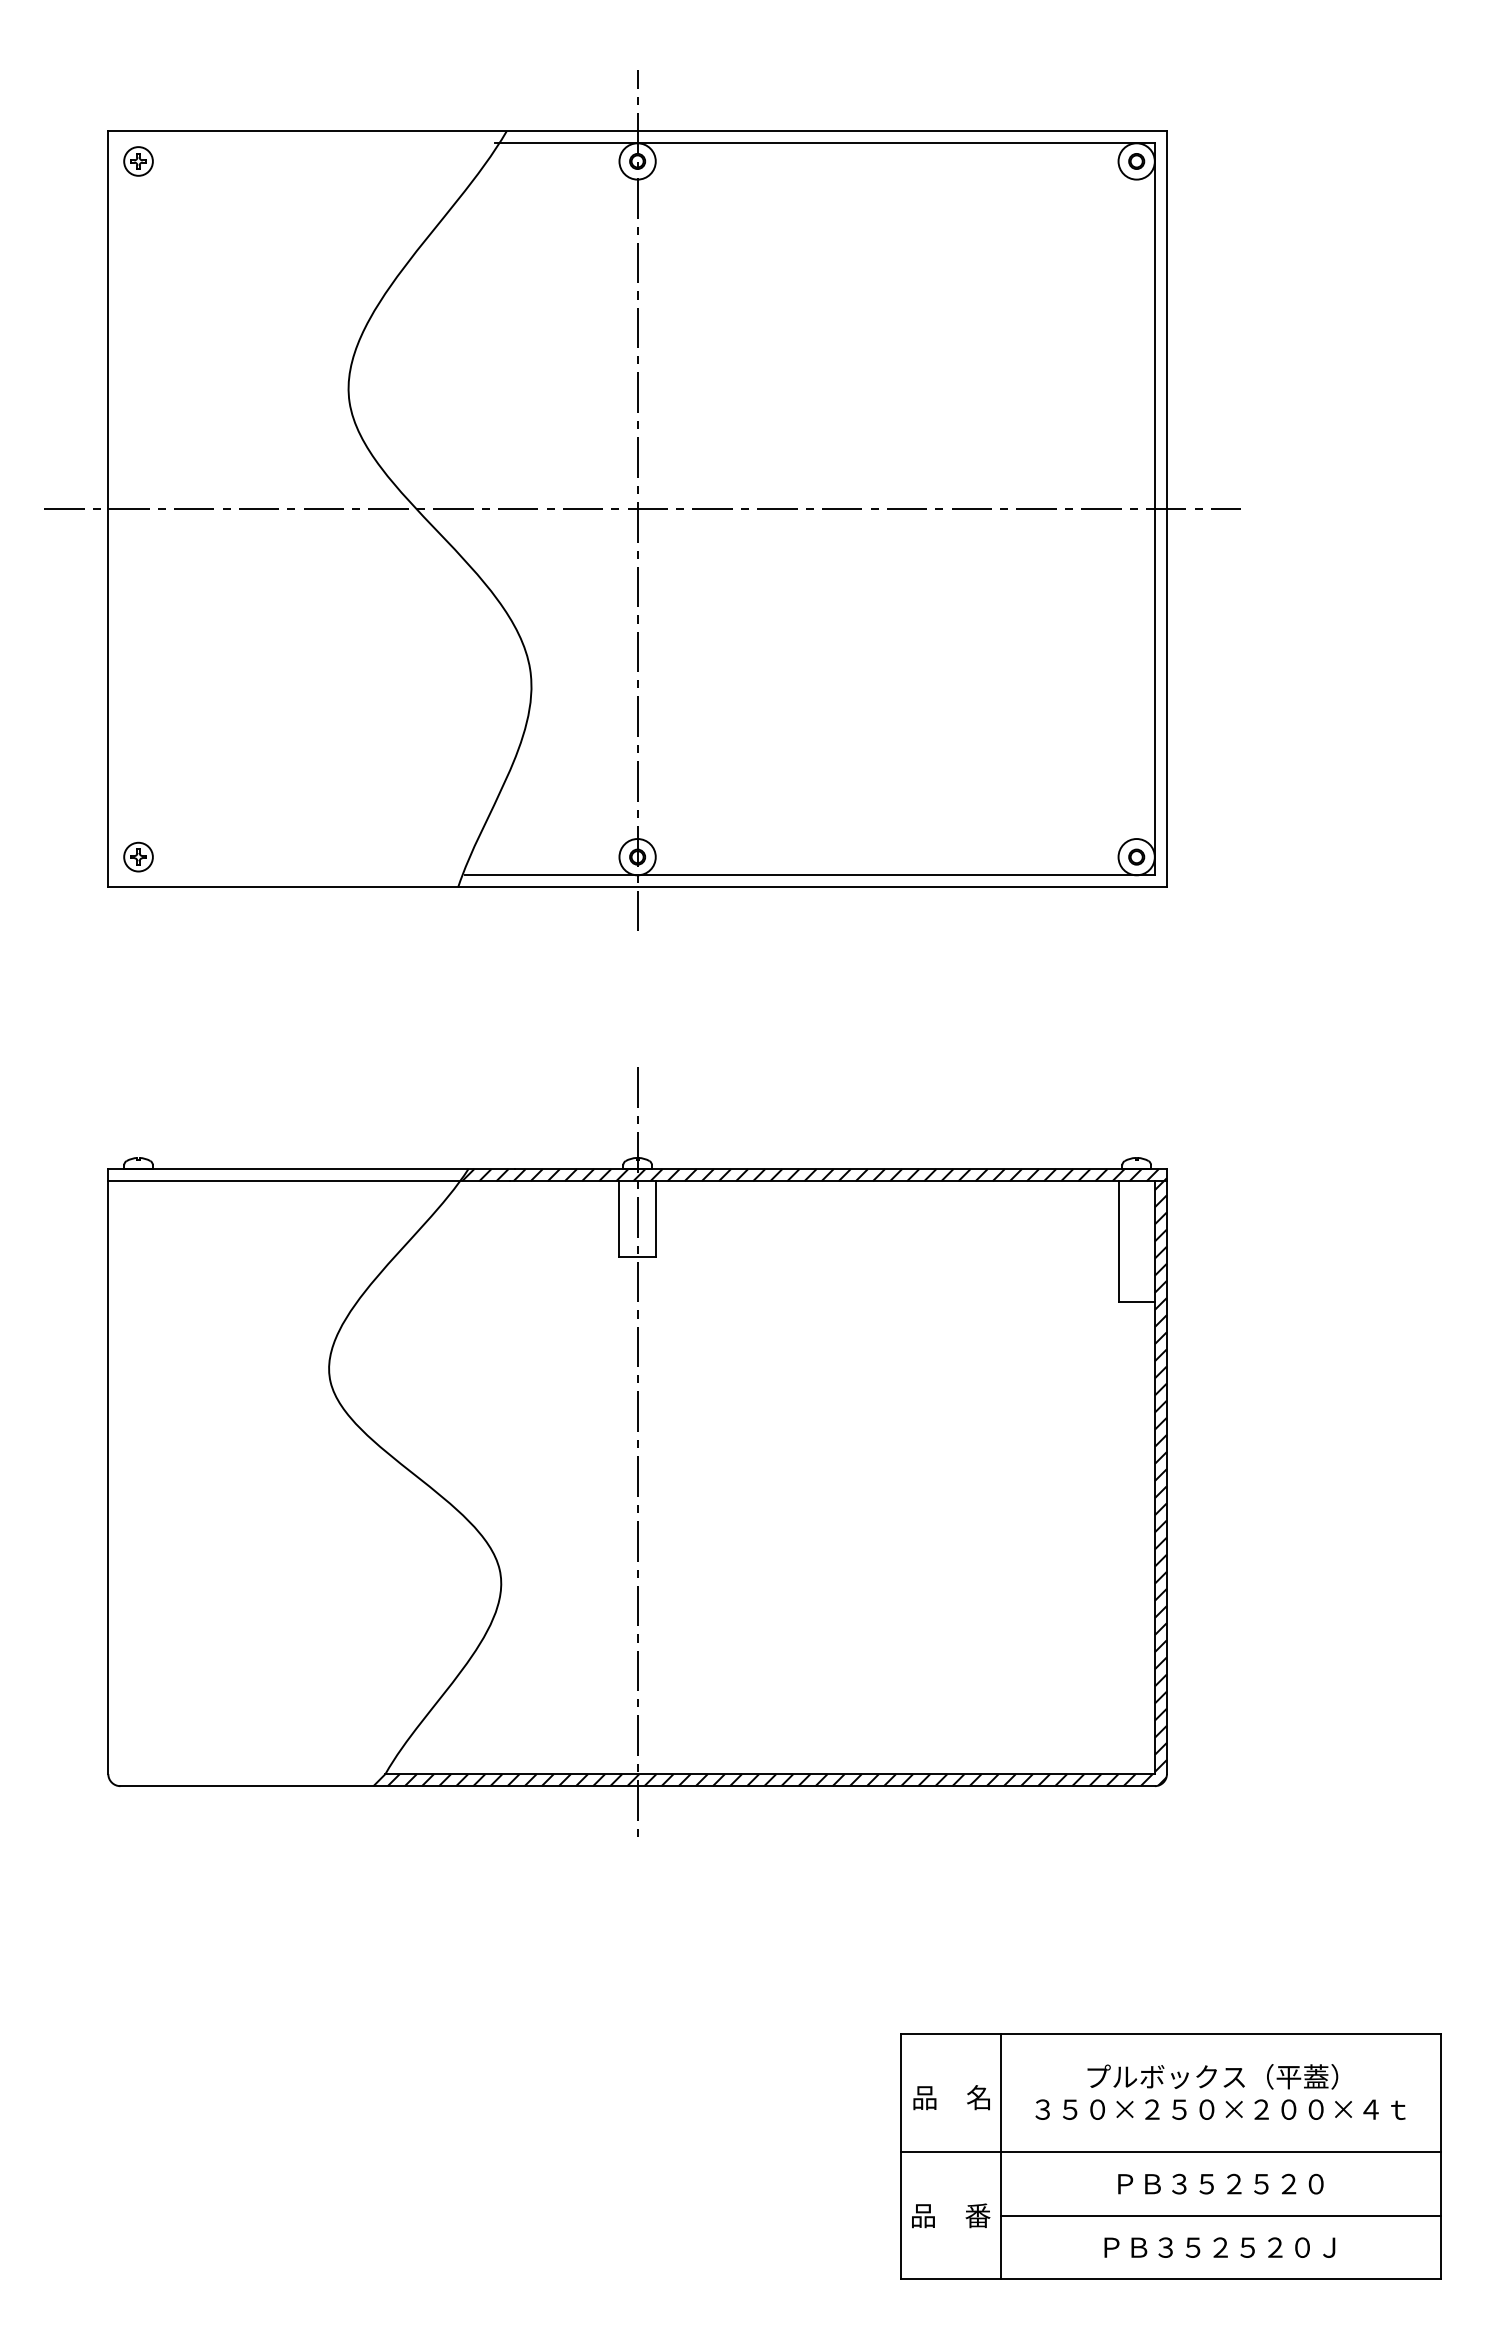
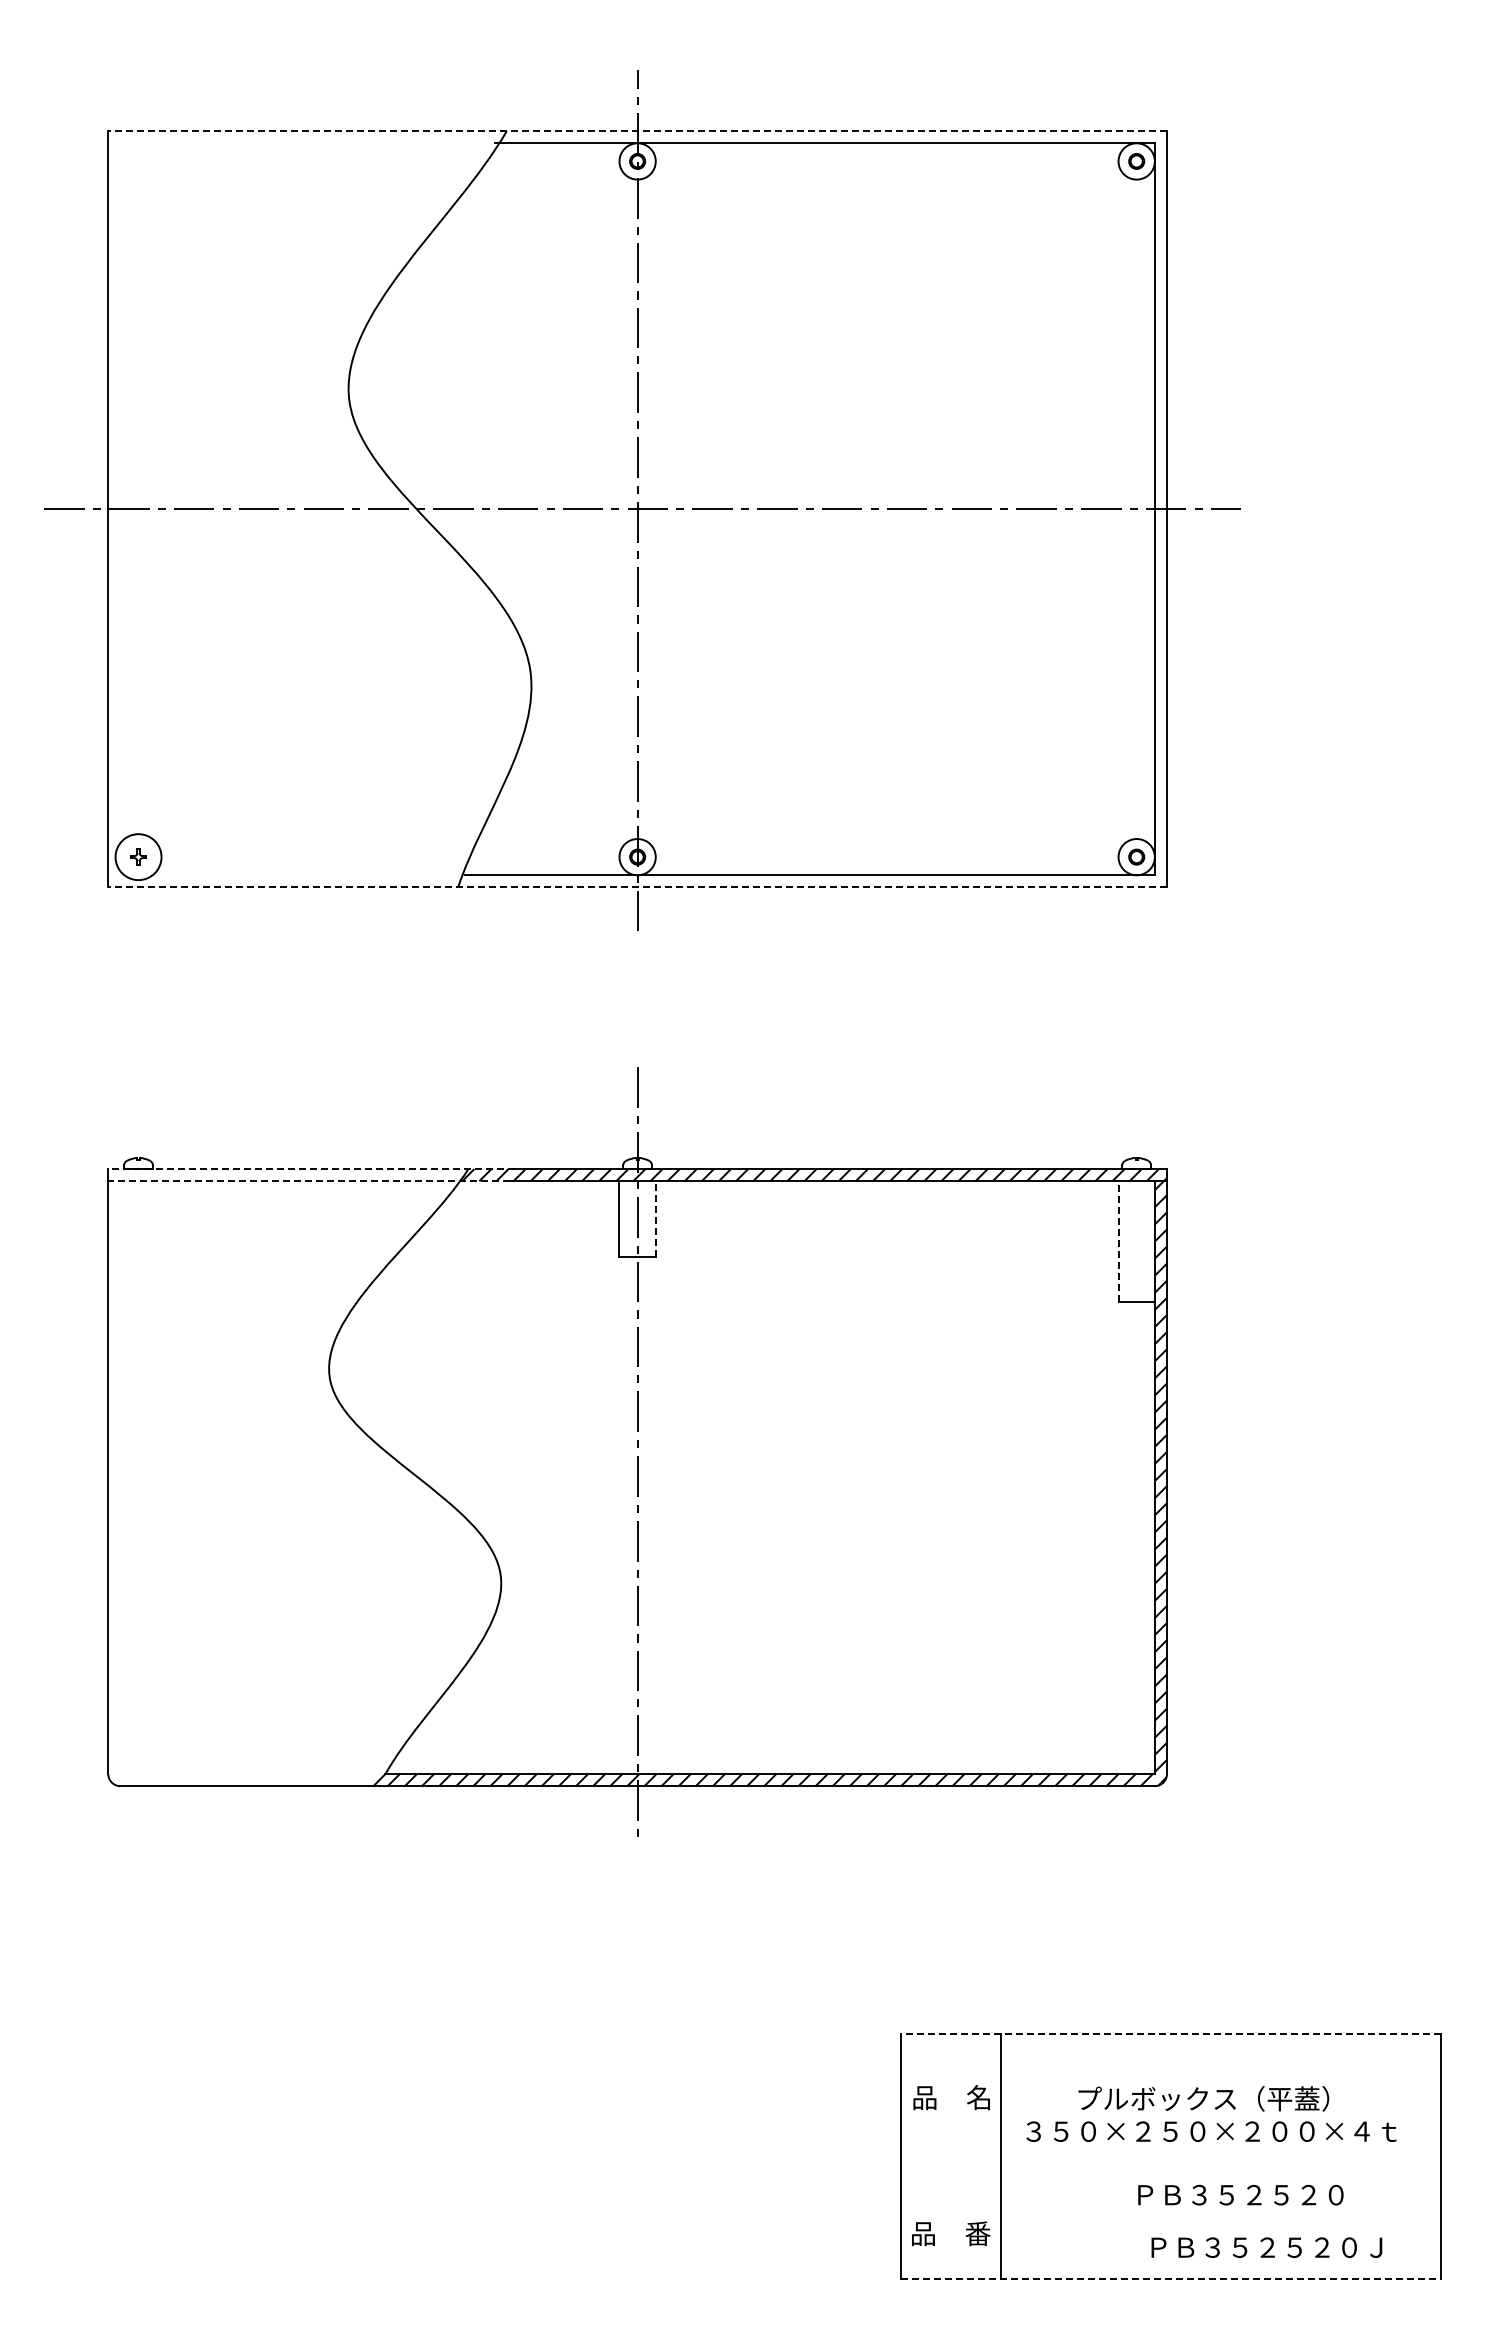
line: solid -> dashed (637, 131)
part: present -> none (138, 161)
circle diameter: 29 px -> 46 px (138, 857)
line: solid -> dashed (637, 887)
line: solid -> dashed (311, 1169)
line: solid -> dashed (308, 1181)
line: solid -> dashed (655, 1219)
line: solid -> dashed (1118, 1241)
line: solid -> dashed (1170, 2034)
text position: (1220, 2091) -> (1211, 2113) (1211, 2113)
line: present -> none (1170, 2152)
text position: (1220, 2183) -> (1240, 2194) (1240, 2194)
text position: (951, 2215) -> (951, 2233) (951, 2233)
line: present -> none (1220, 2215)
text position: (1219, 2247) -> (1266, 2247) (1266, 2247)
line: solid -> dashed (1170, 2279)
